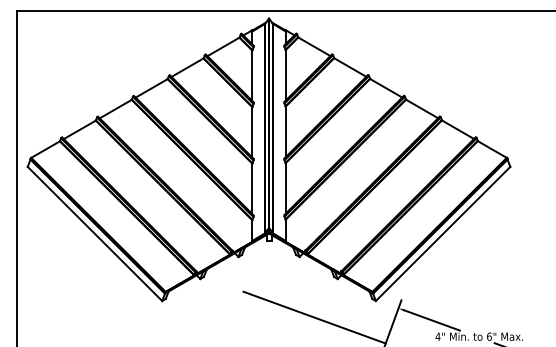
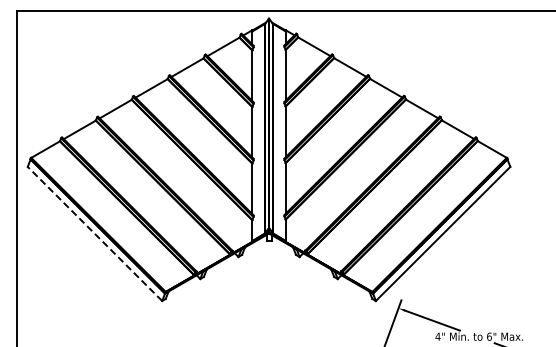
line: solid -> dashed (94, 233)
line: present -> none (314, 317)
